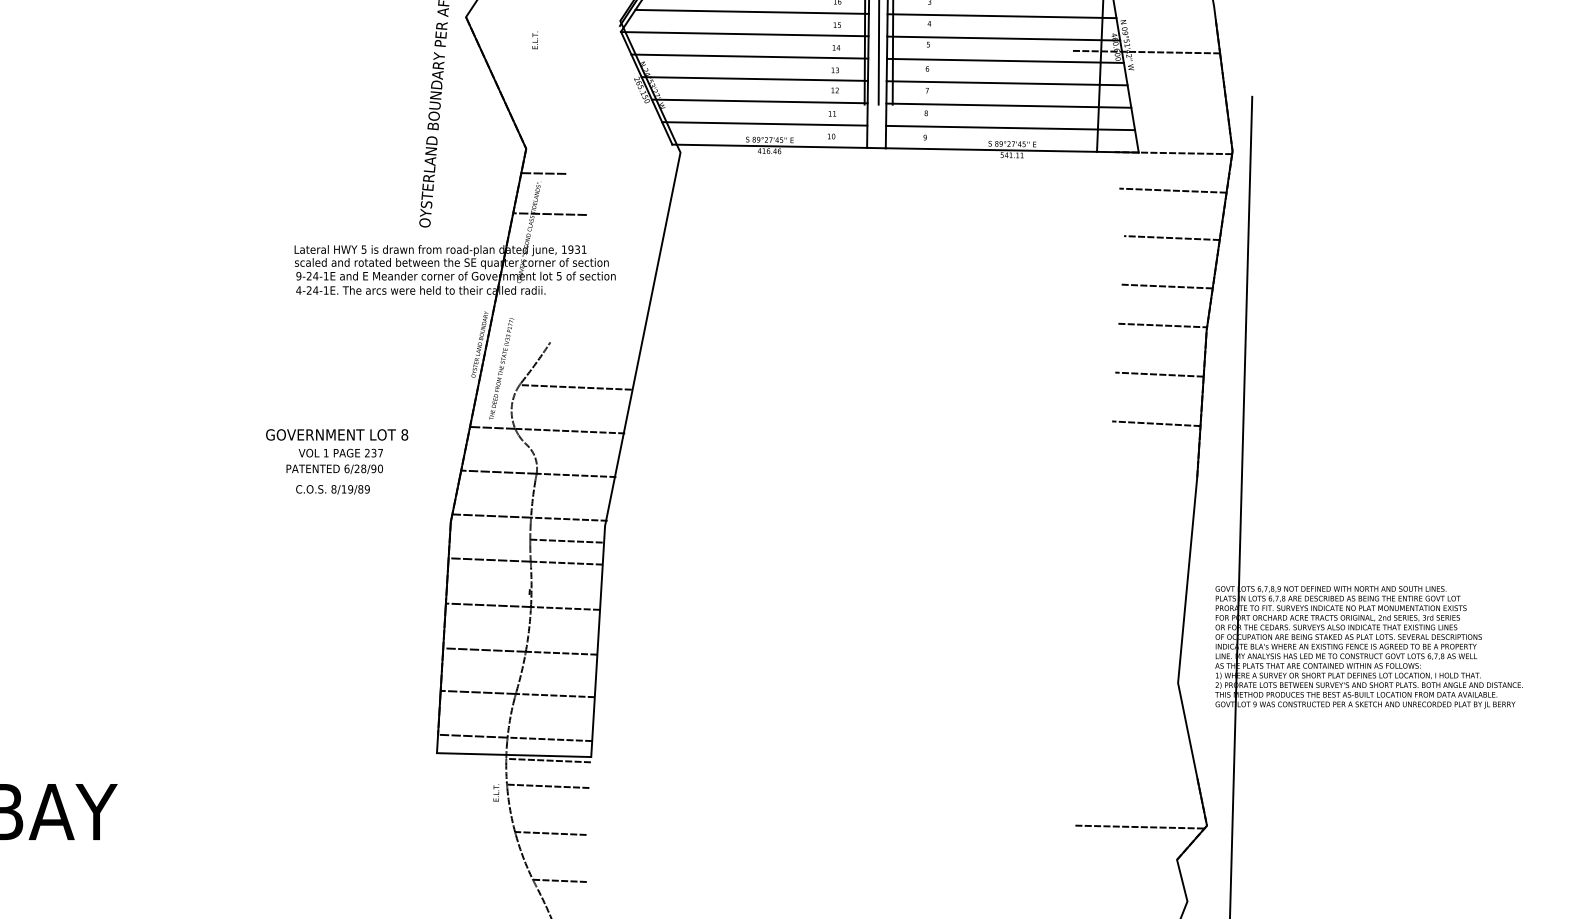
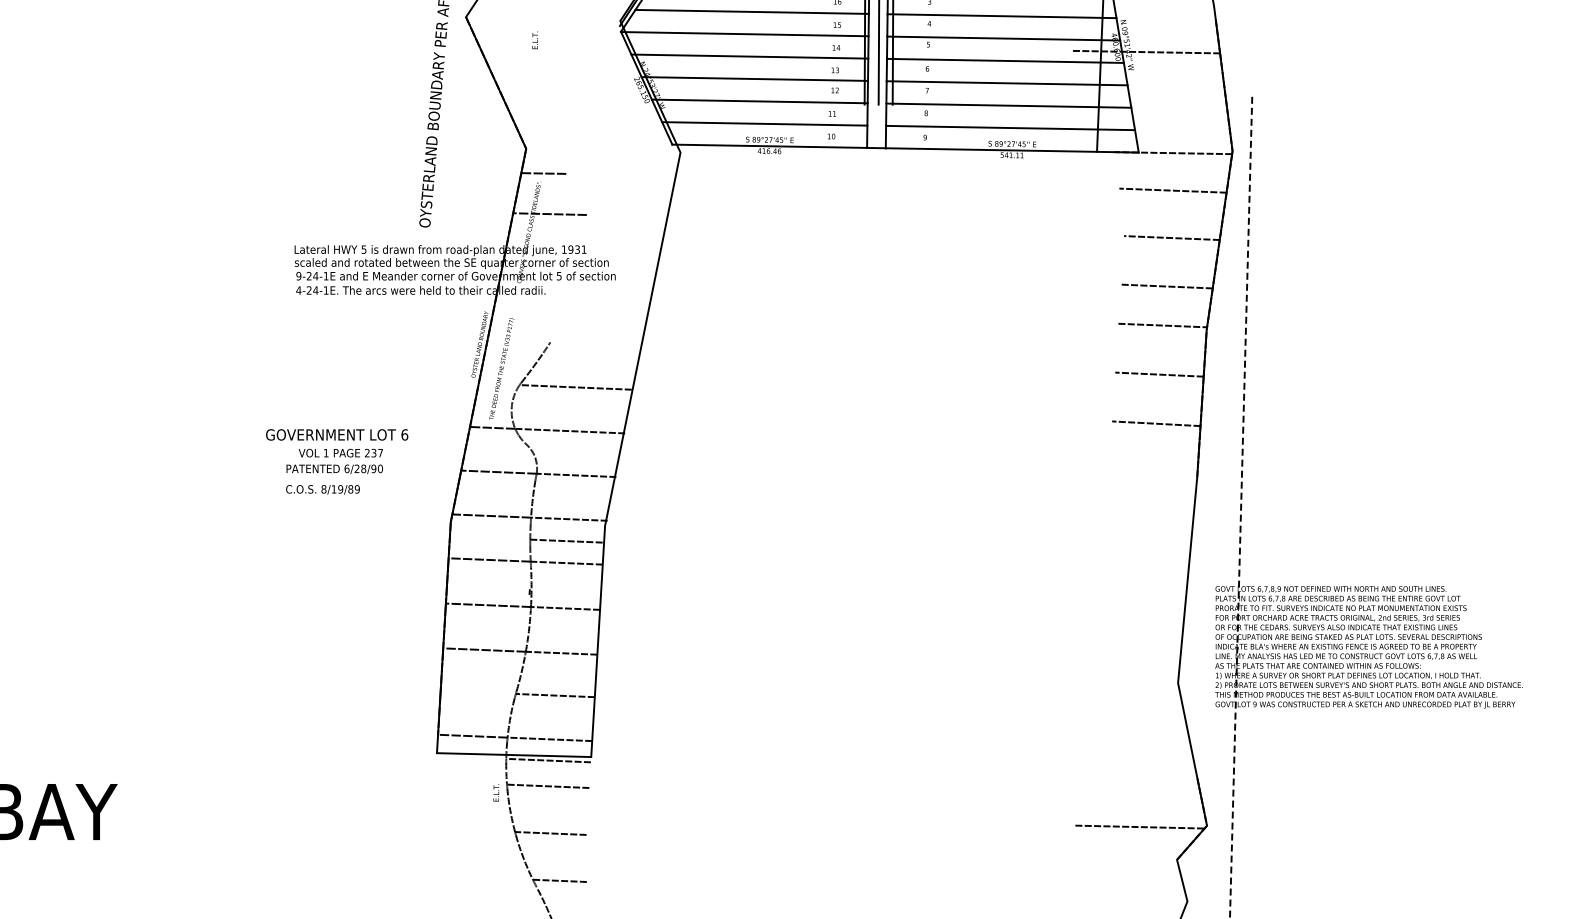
text: 8 -> 6 (404, 434)
text position: (332, 489) -> (322, 489) (322, 489)
line: solid -> dashed (1241, 507)
line: present -> none (477, 691)
